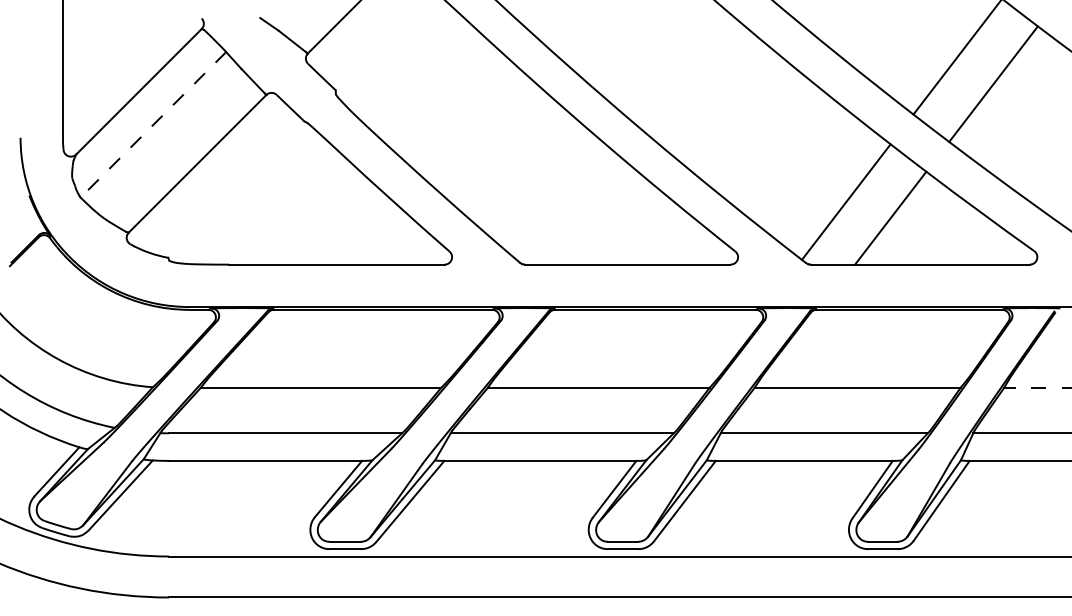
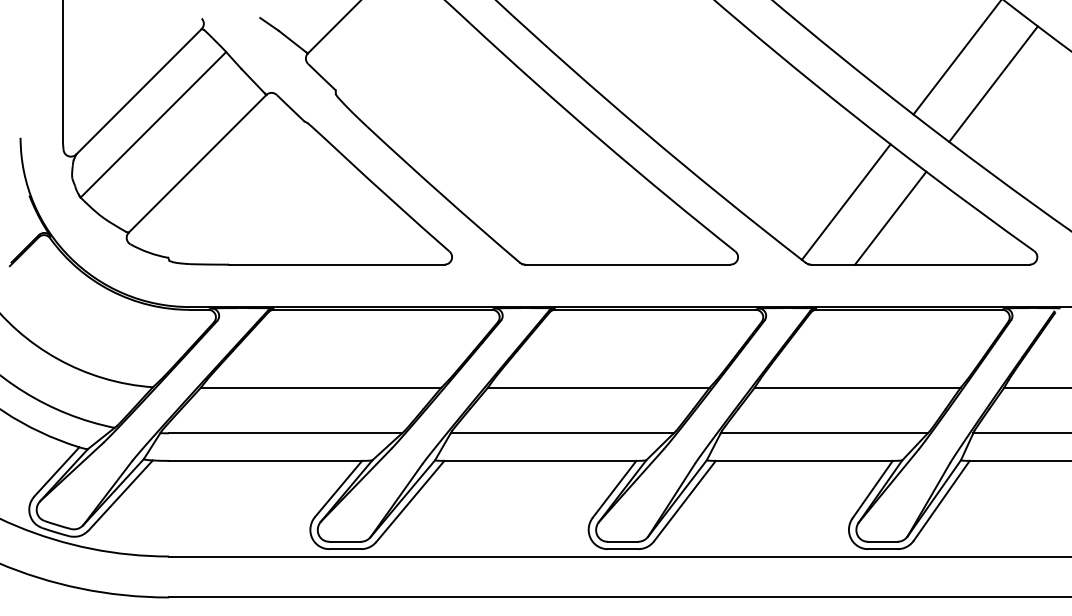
line: dashed -> solid (153, 124)
line: dashed -> solid (1038, 387)
